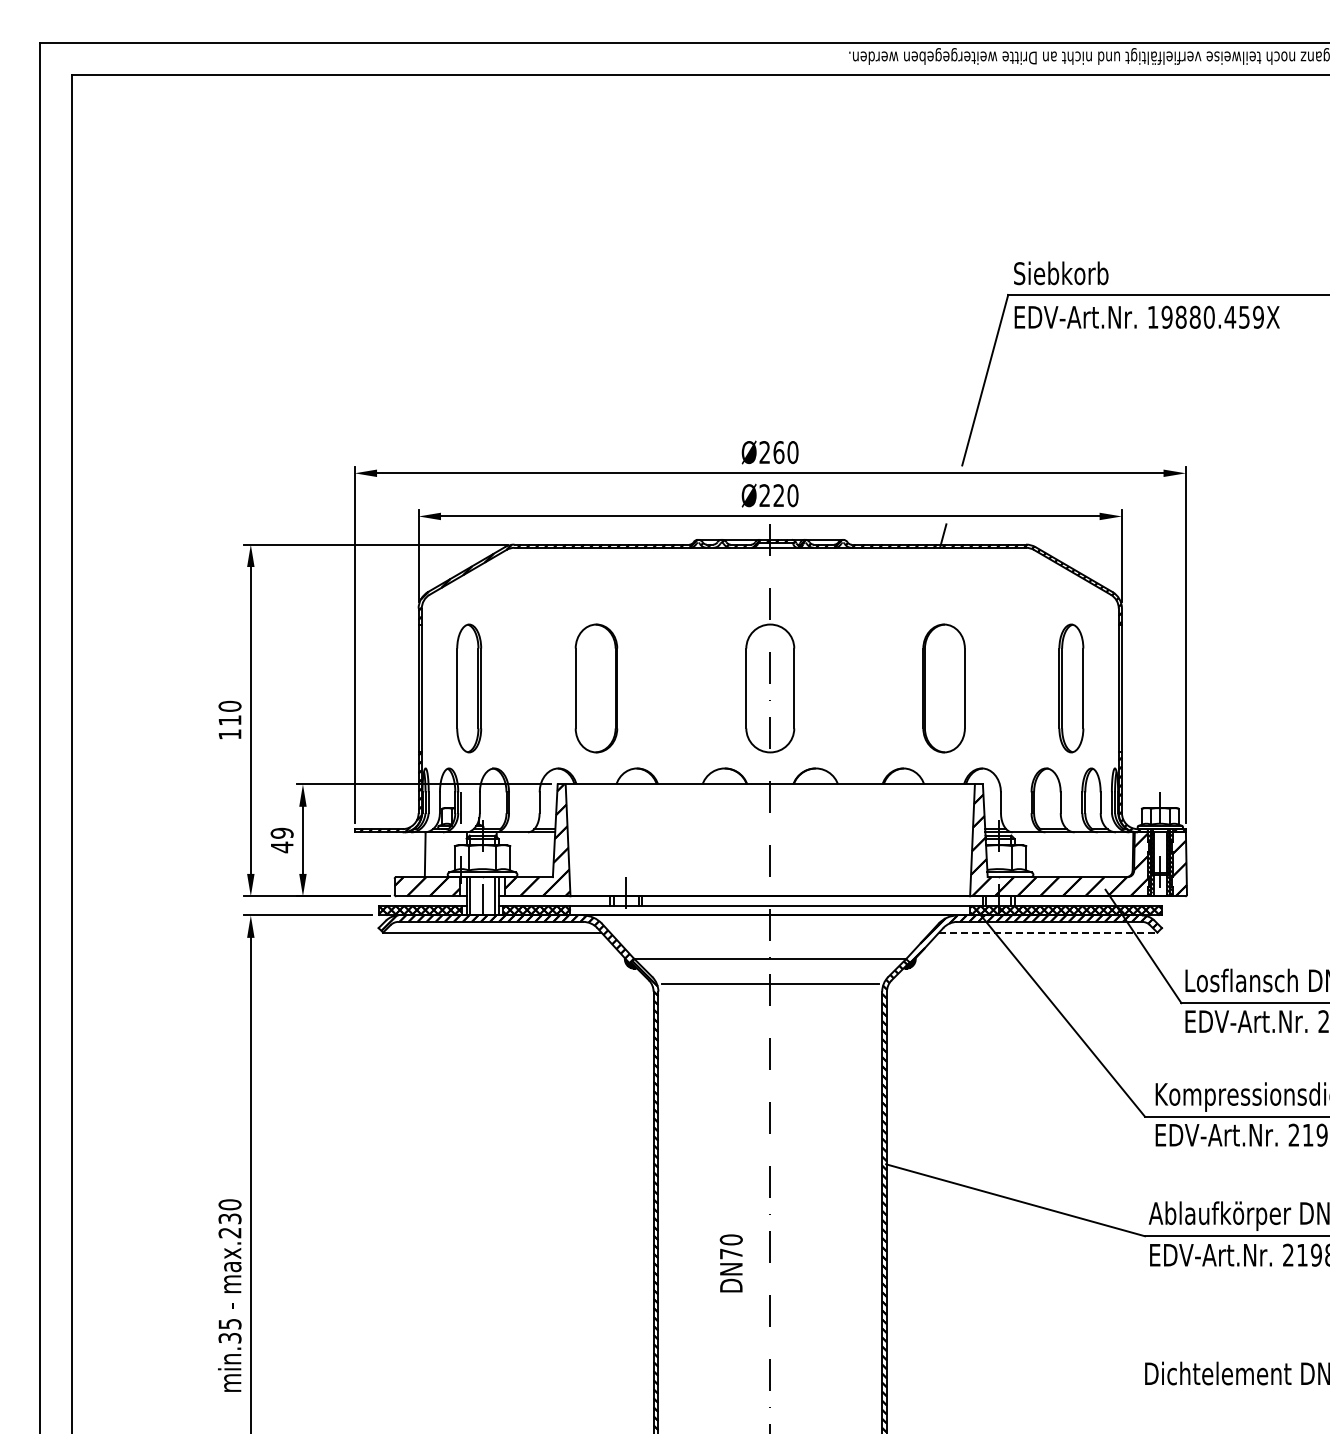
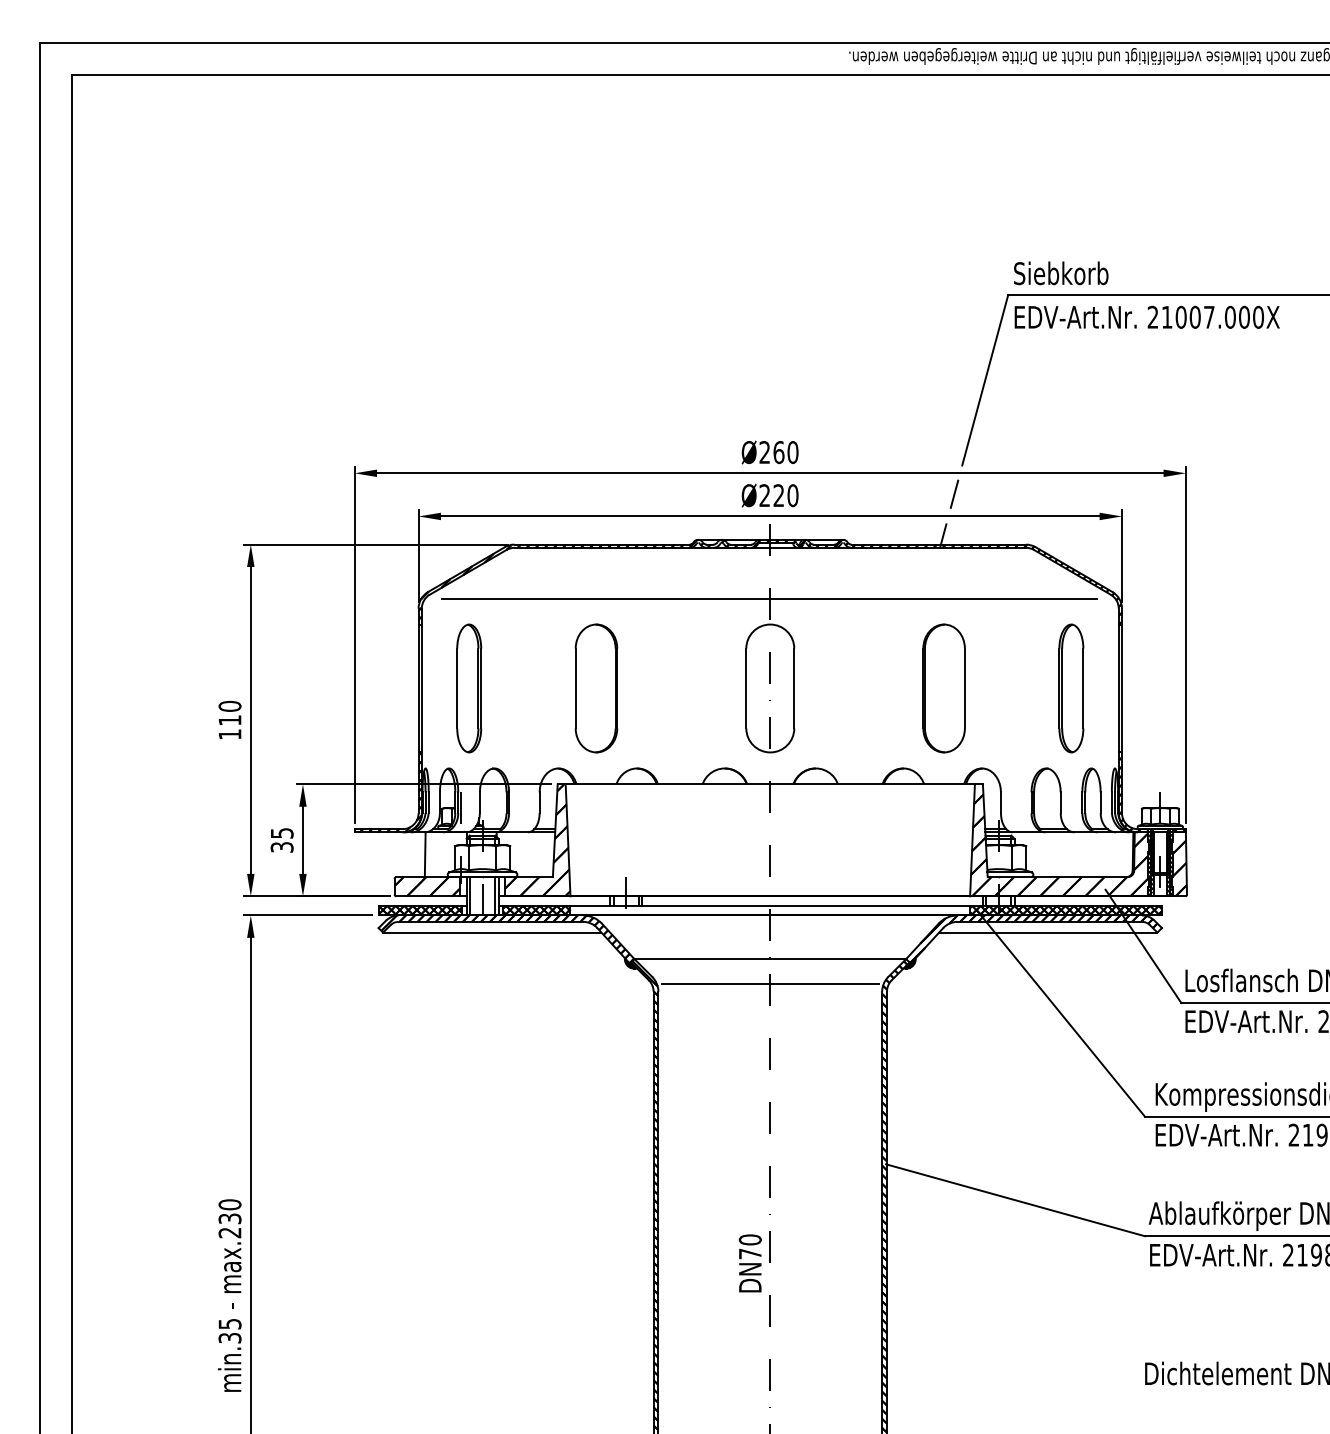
text: 19880.459X -> 21007.000X (1205, 316)
line: none -> present (954, 493)
line: none -> present (769, 598)
text: 49 -> 35 (281, 840)
line: dashed -> solid (1048, 932)
text position: (730, 1263) -> (749, 1263) (749, 1263)
